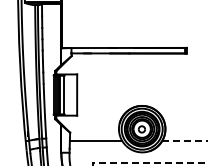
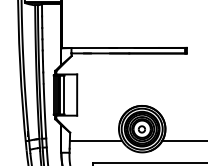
line: dashed -> solid (185, 140)
line: dashed -> solid (149, 163)
